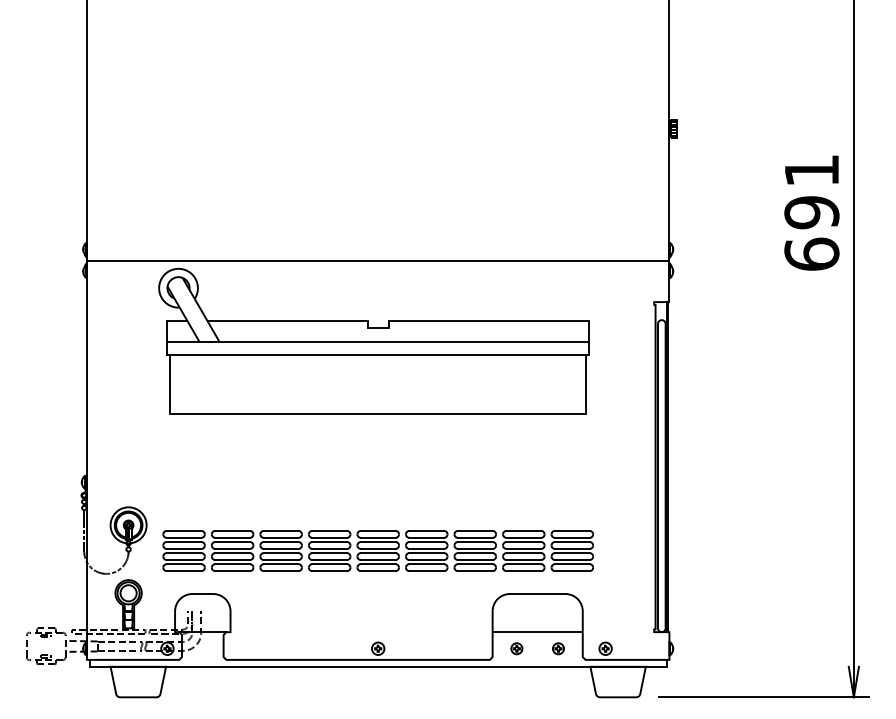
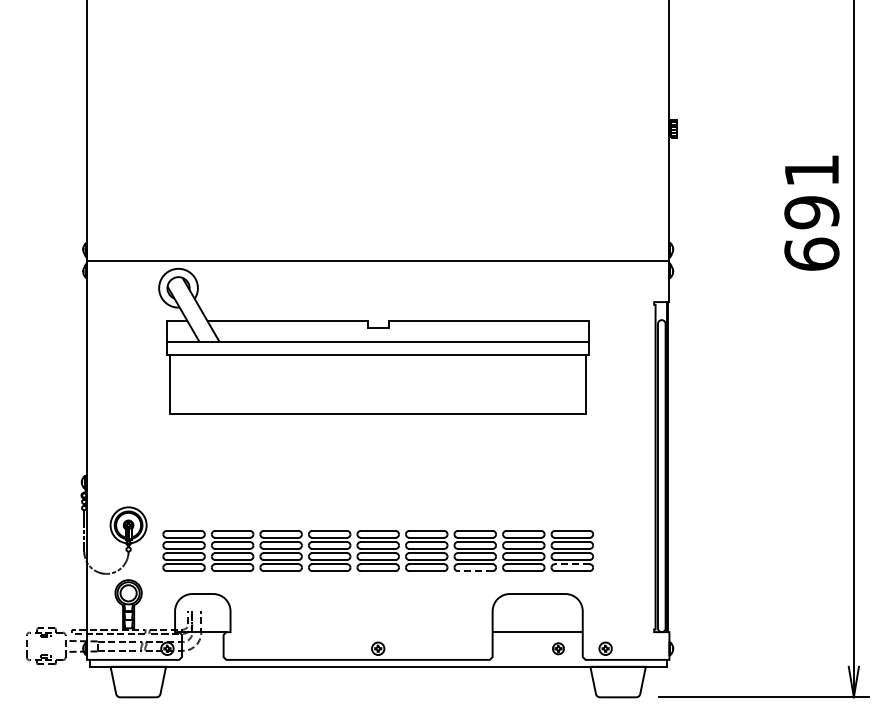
line: solid -> dashed (571, 564)
line: solid -> dashed (474, 571)
part: present -> none (516, 648)
